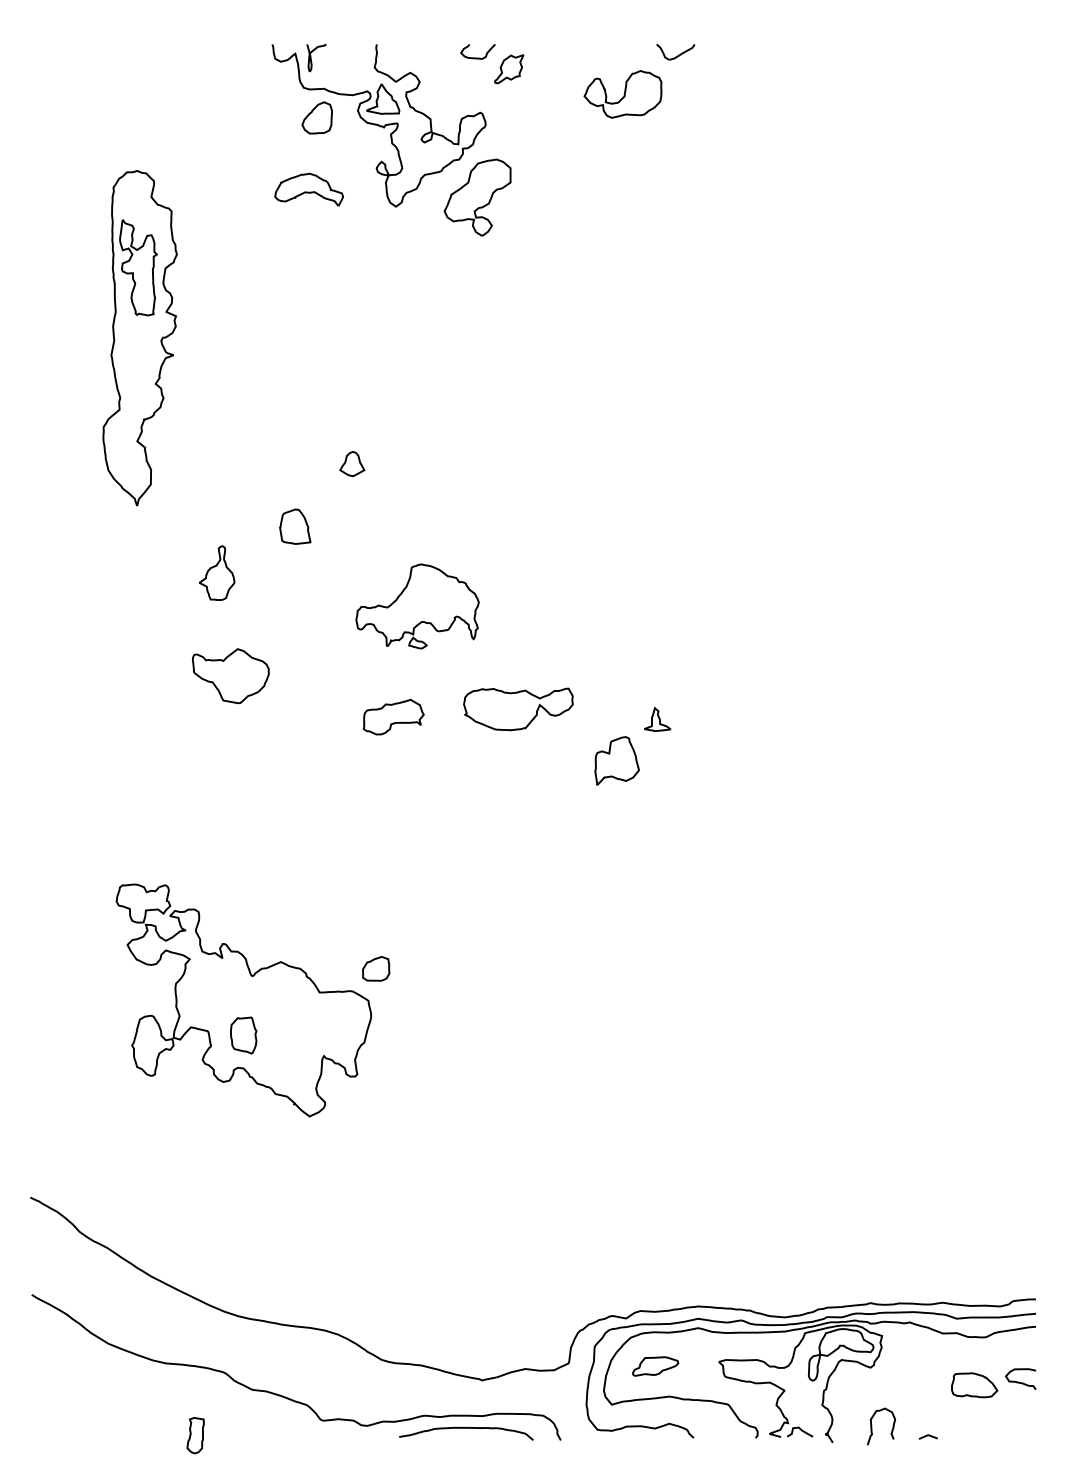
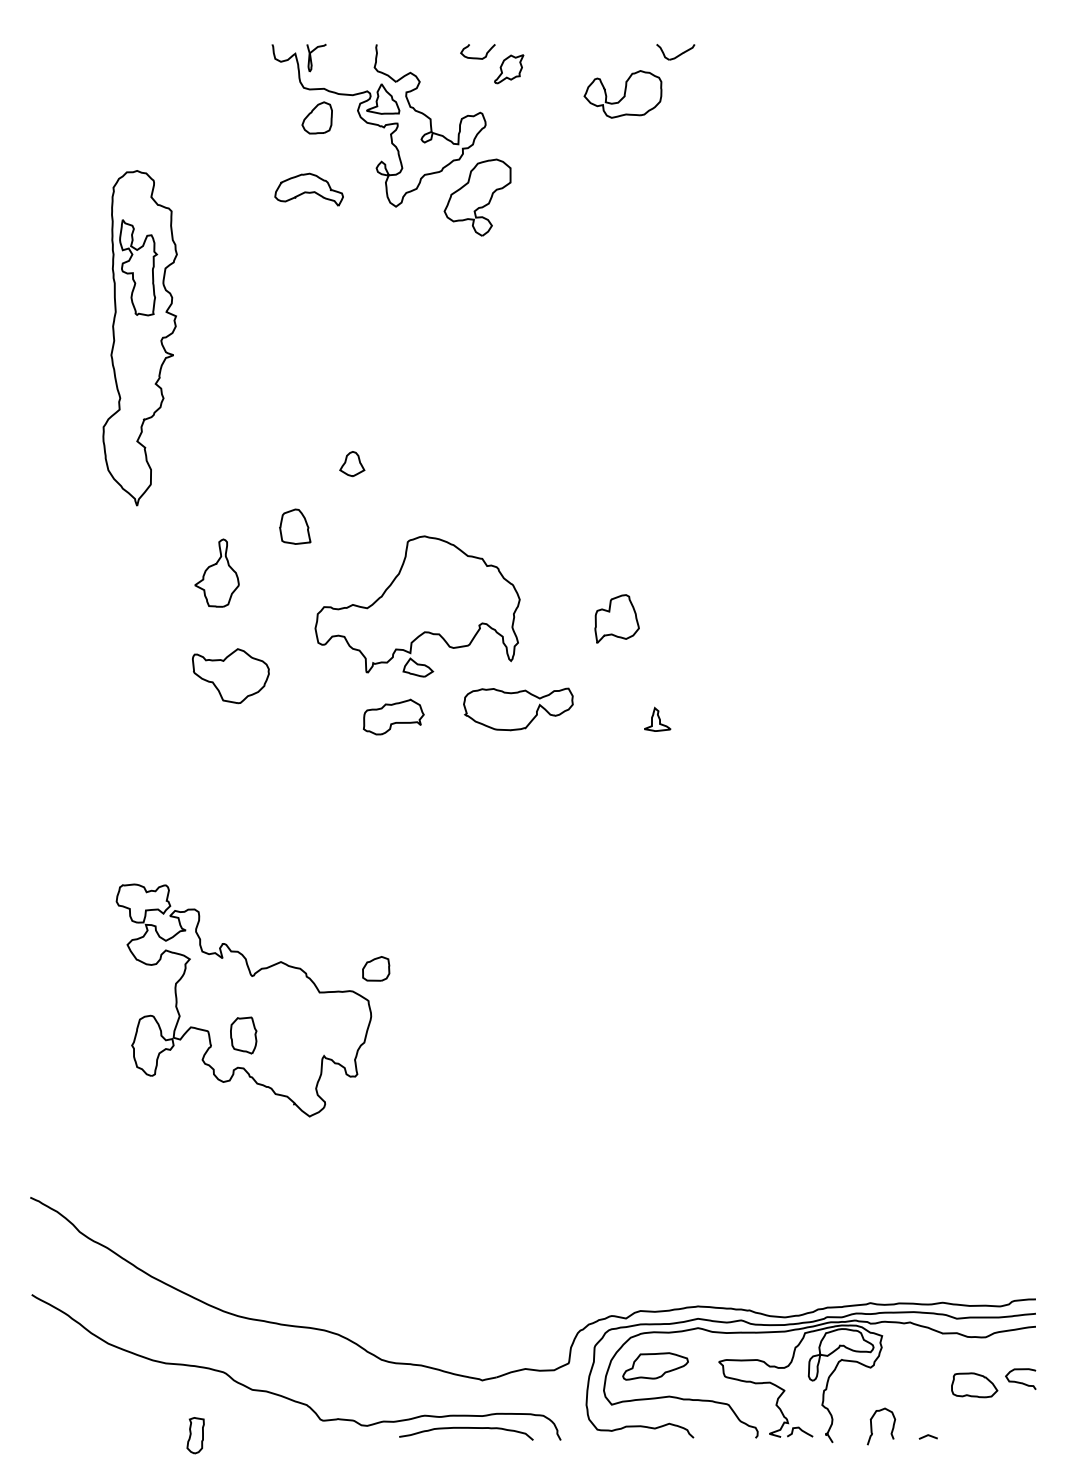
part size: 37x56 px -> 46x70 px (216, 572)
part size: 125x87 px -> 207x143 px (417, 606)
part position: (616, 760) -> (616, 618) (616, 618)
part size: 48x21 px -> 67x29 px (655, 1366)
